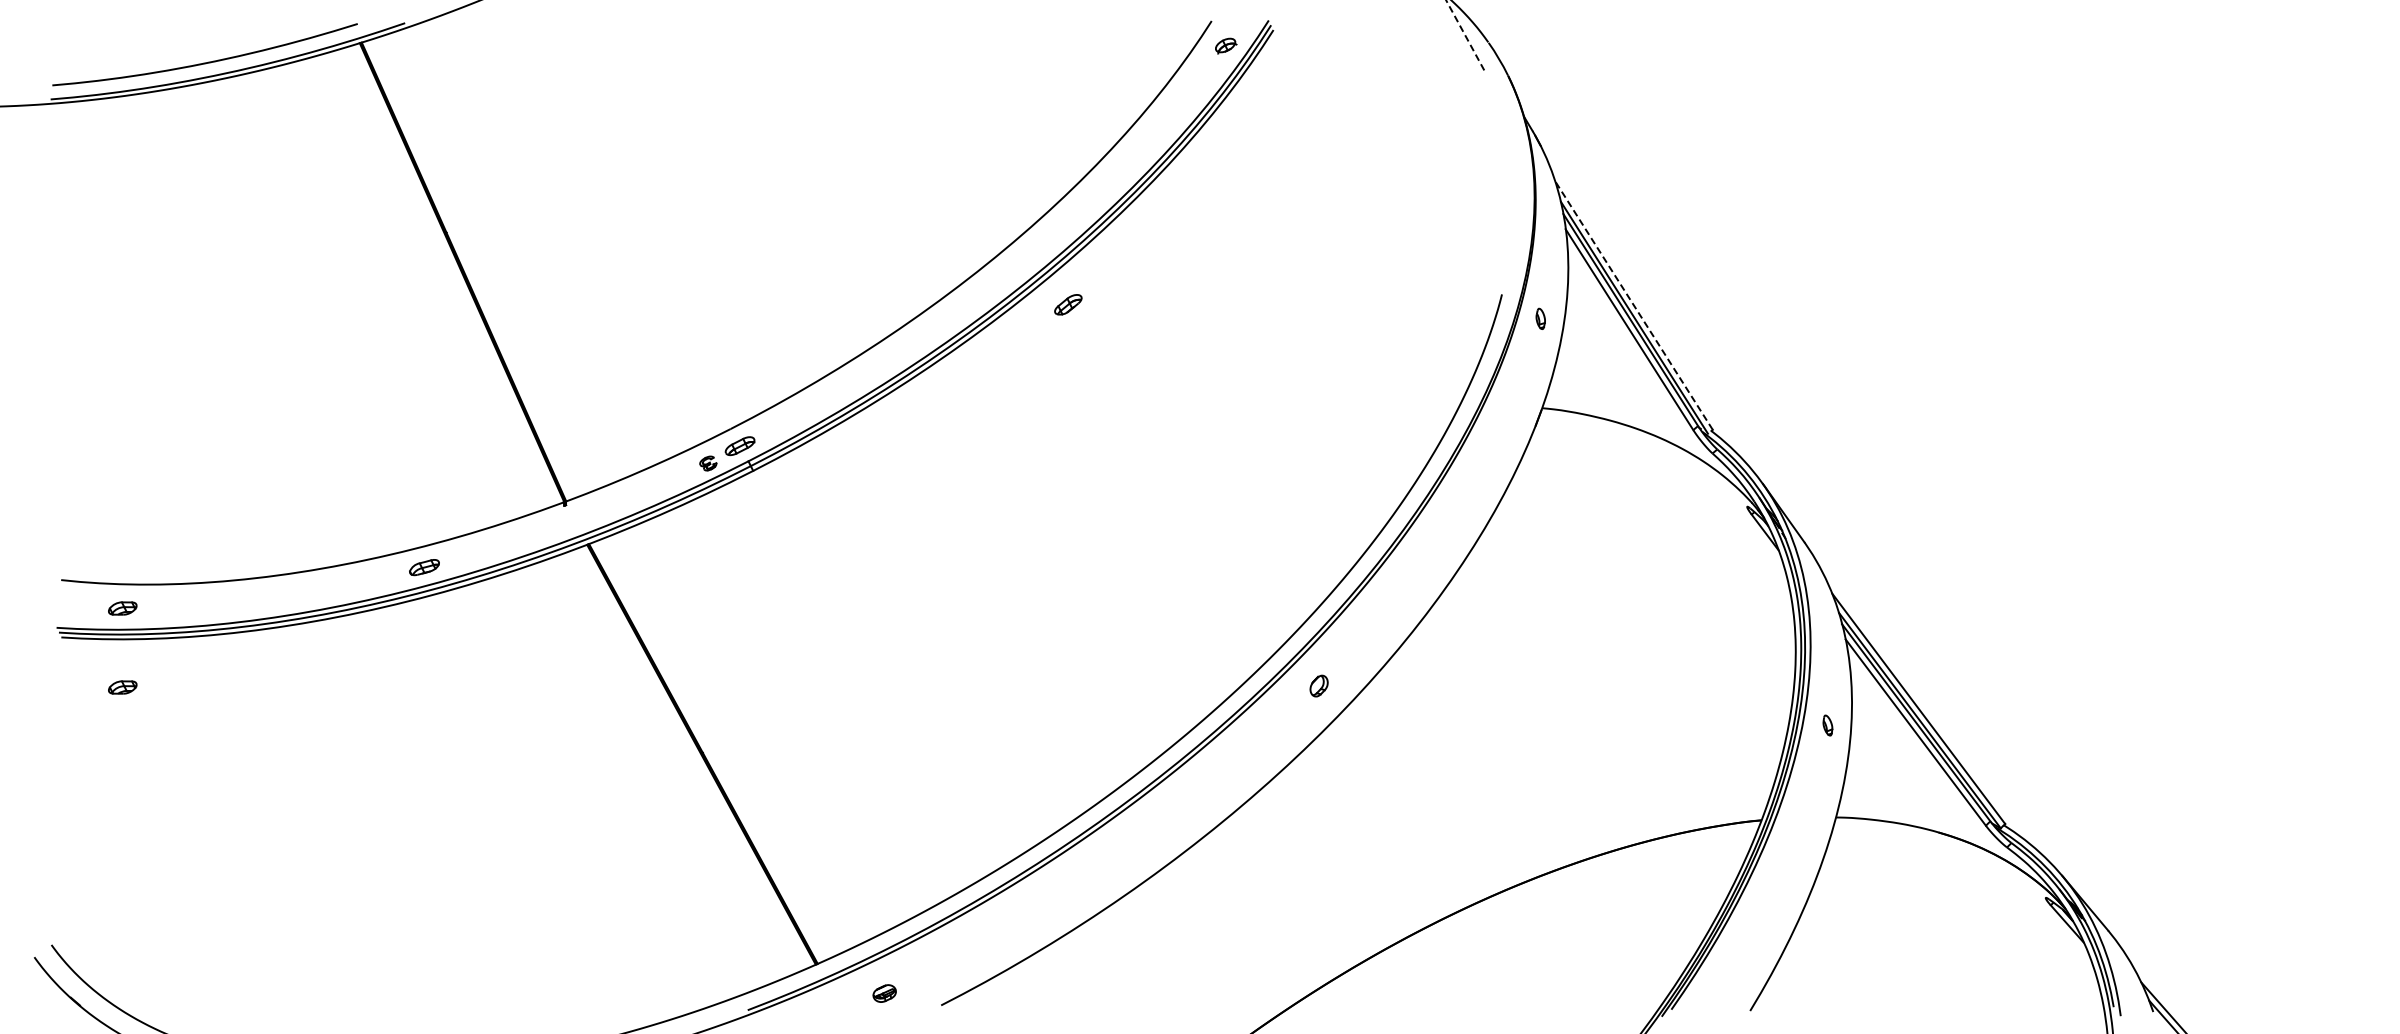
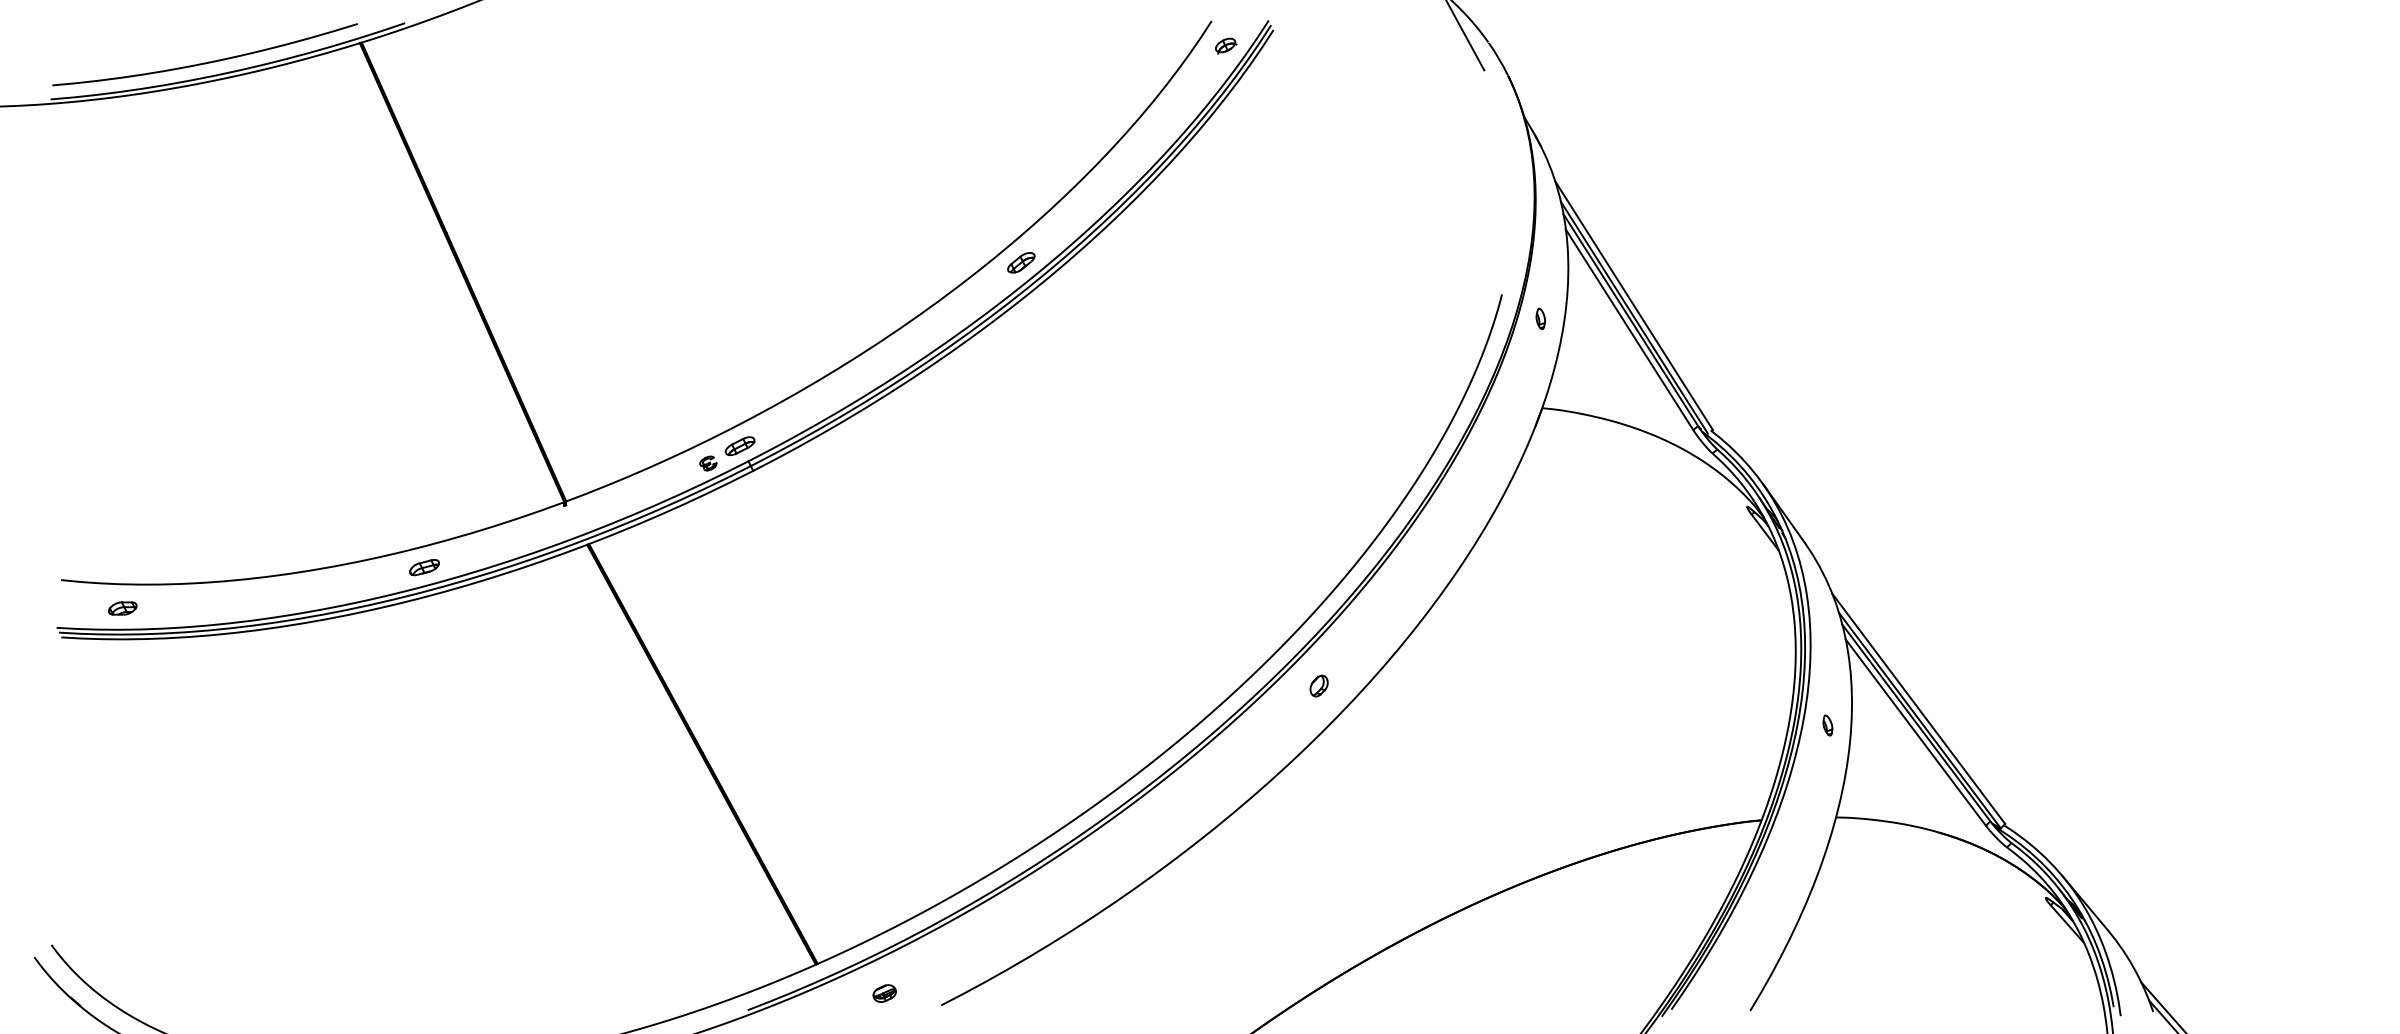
line: dashed -> solid (1465, 35)
part position: (1068, 304) -> (1021, 262) (1021, 262)
line: dashed -> solid (1633, 305)
part: present -> none (122, 687)
